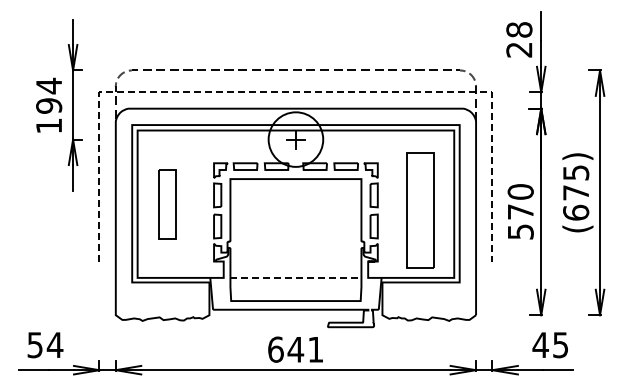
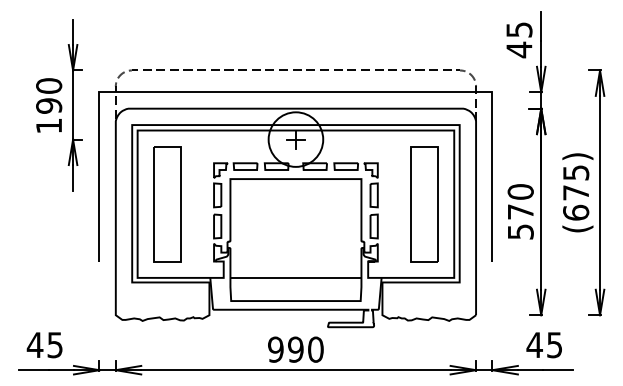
text: 28 -> 45 (519, 40)
text: 194 -> 190 (49, 85)
line: dashed -> solid (295, 92)
part size: 19x71 px -> 29x117 px (167, 204)
part position: (420, 210) -> (424, 204) (424, 204)
line: dashed -> solid (295, 277)
text: 54 -> 45 (44, 345)
text position: (549, 345) -> (543, 345) (543, 345)
text: 641 -> 990 (295, 349)
